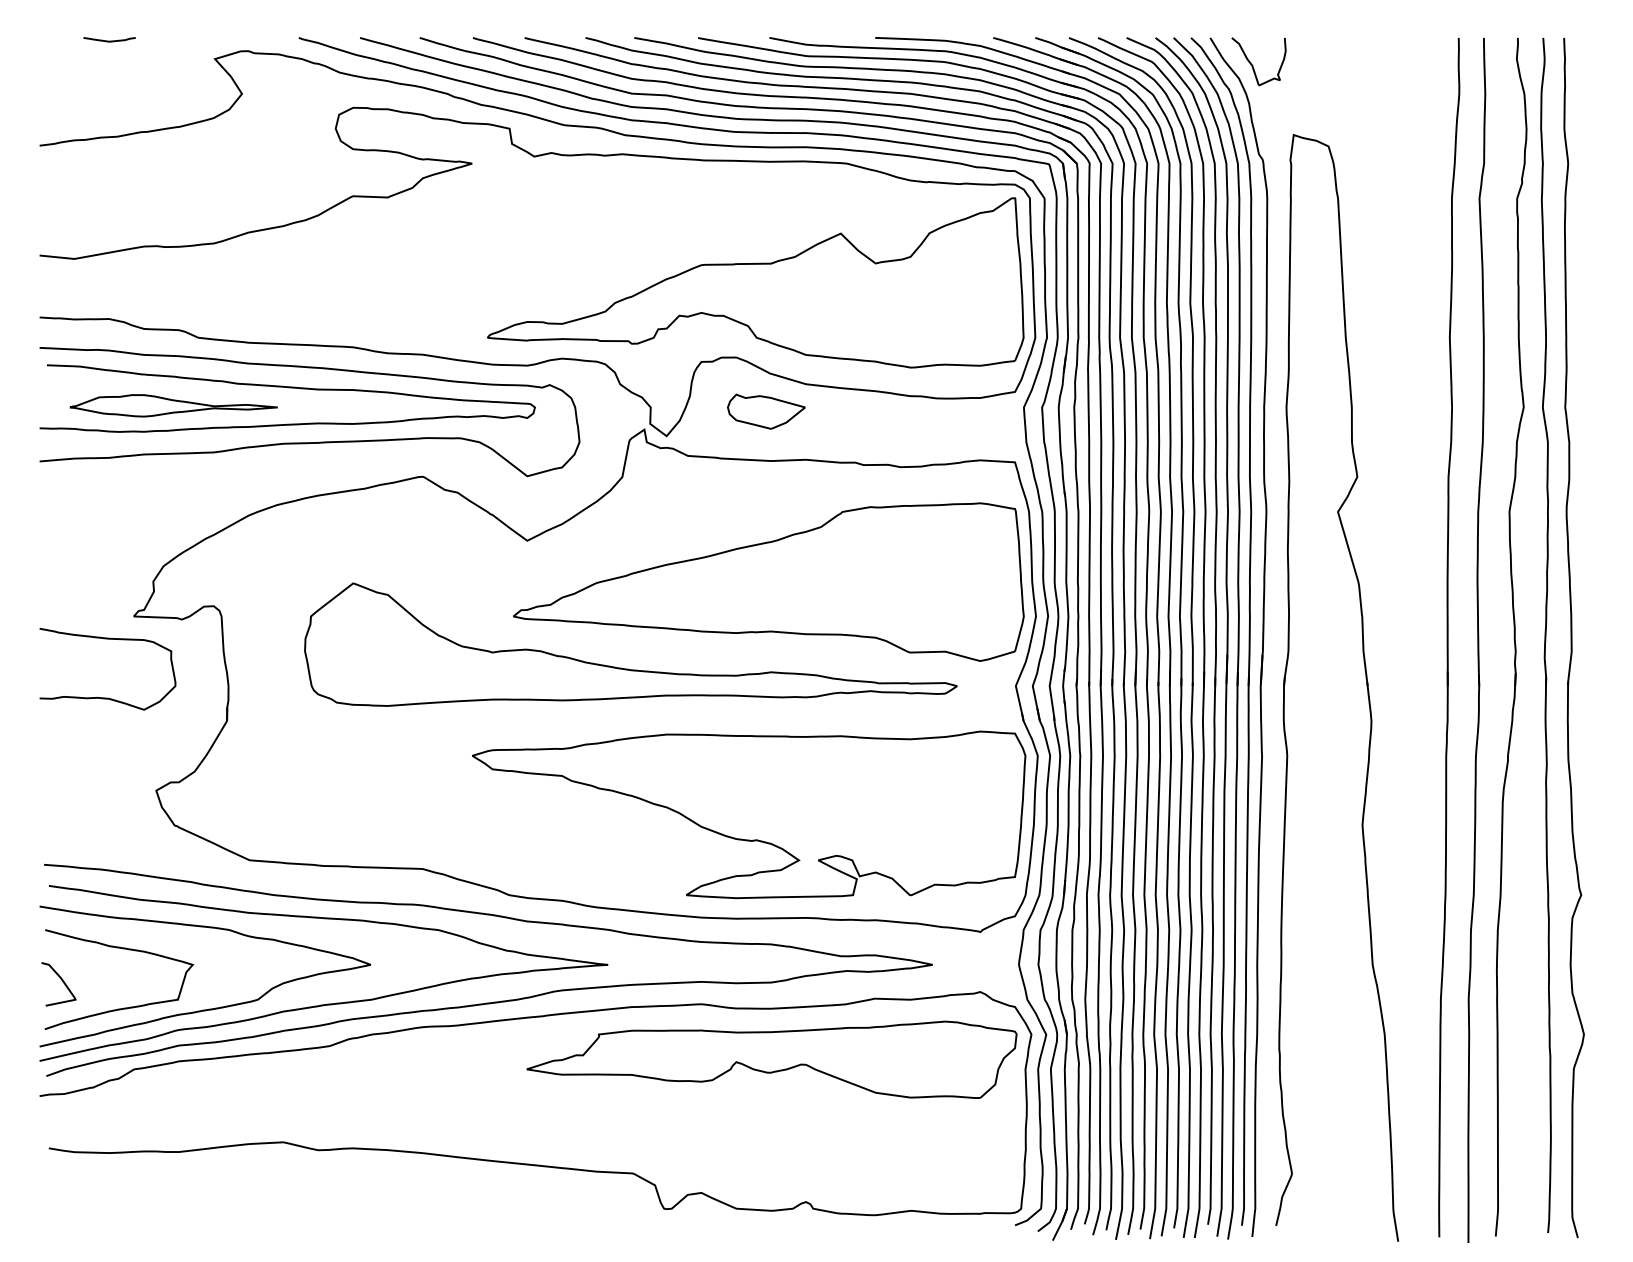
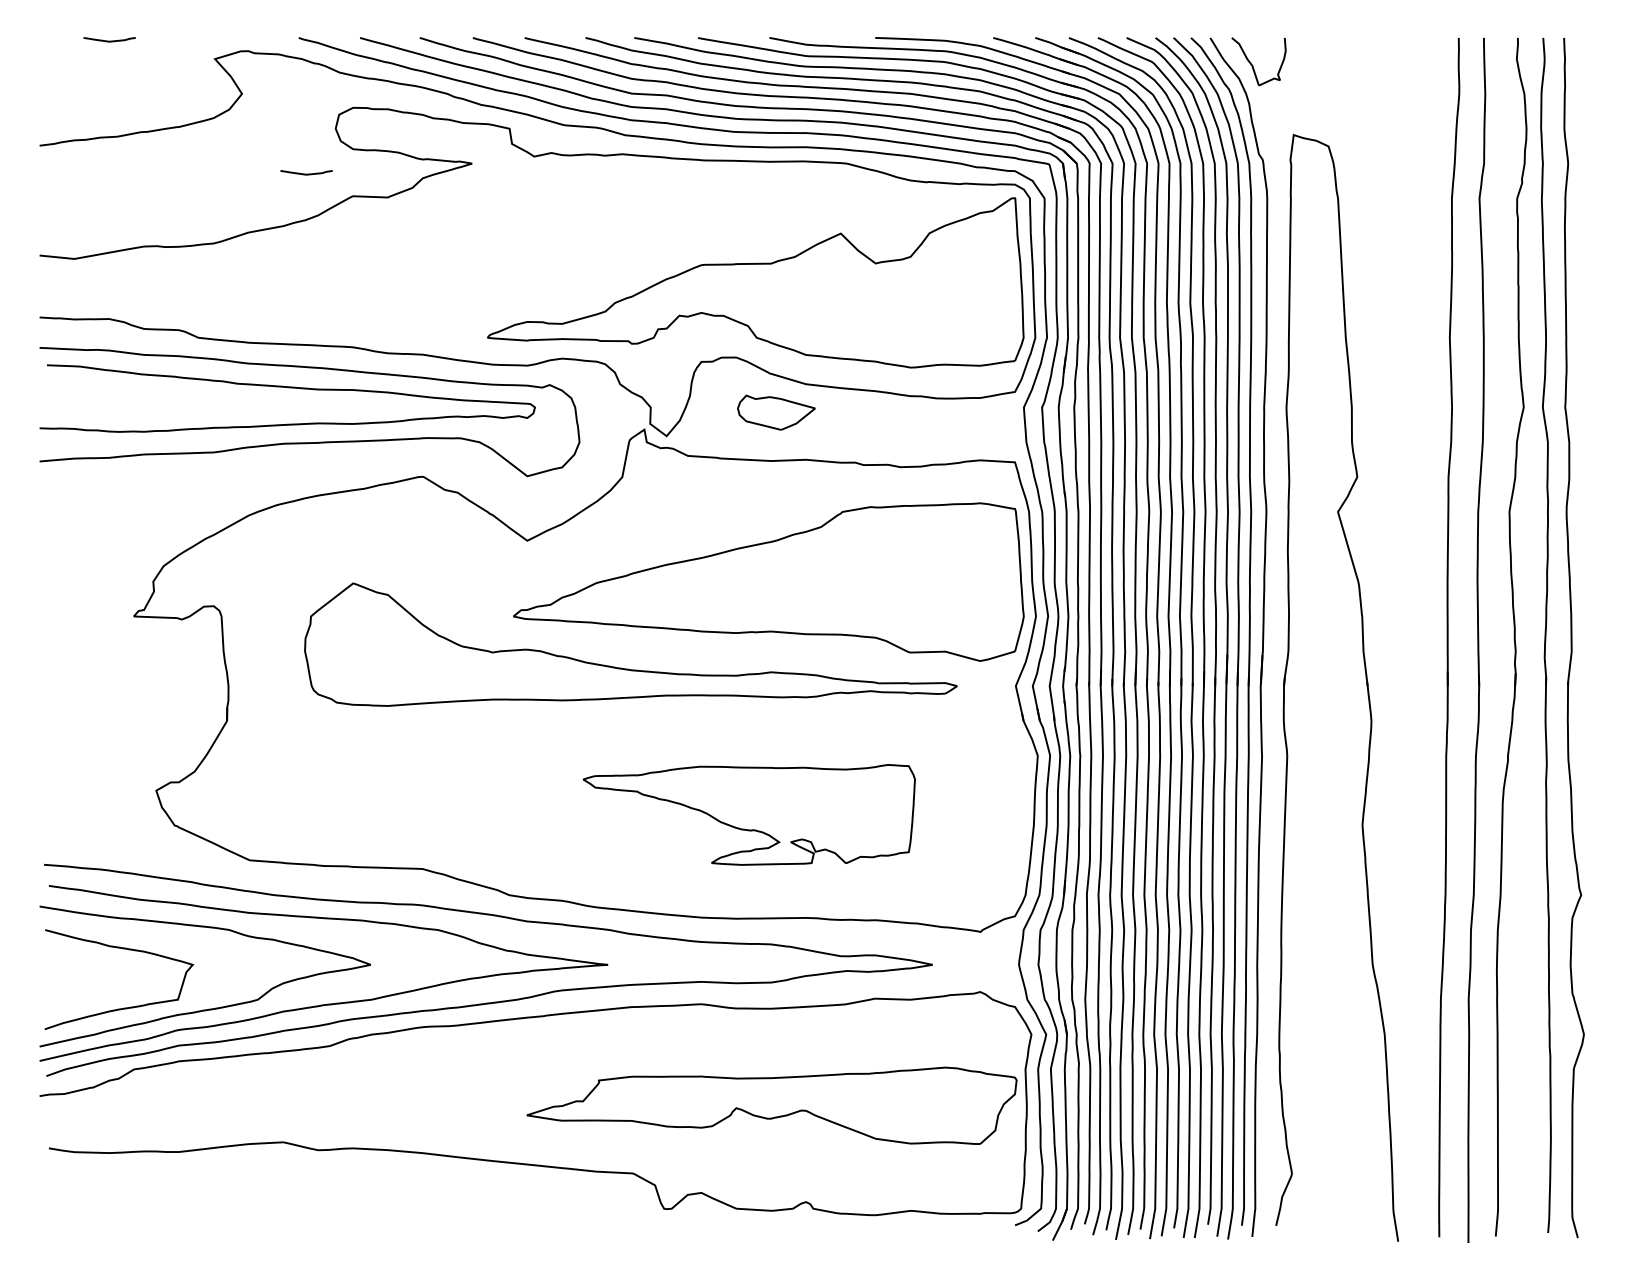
curve: none -> present (306, 173)
part: present -> none (173, 405)
part position: (766, 411) -> (776, 412) (776, 412)
curve: present -> none (107, 697)
part size: 555x170 px -> 334x102 px (748, 814)
curve: present -> none (62, 982)
part position: (771, 1059) -> (771, 1105) (771, 1105)
